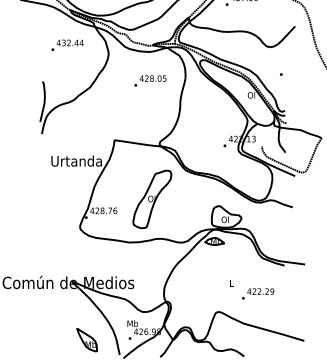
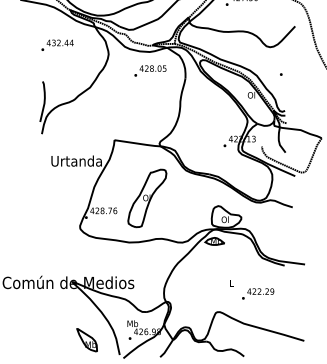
text position: (67, 44) -> (57, 44) (57, 44)
text position: (150, 80) -> (150, 70) (150, 70)
part position: (152, 199) -> (147, 198) (147, 198)
